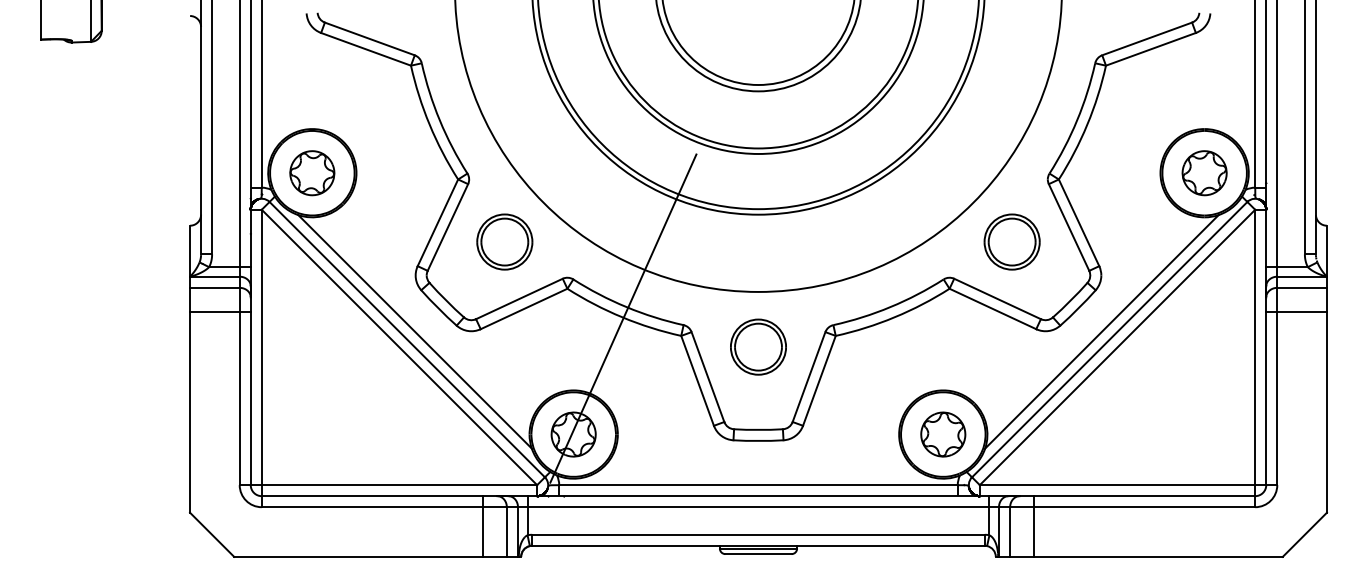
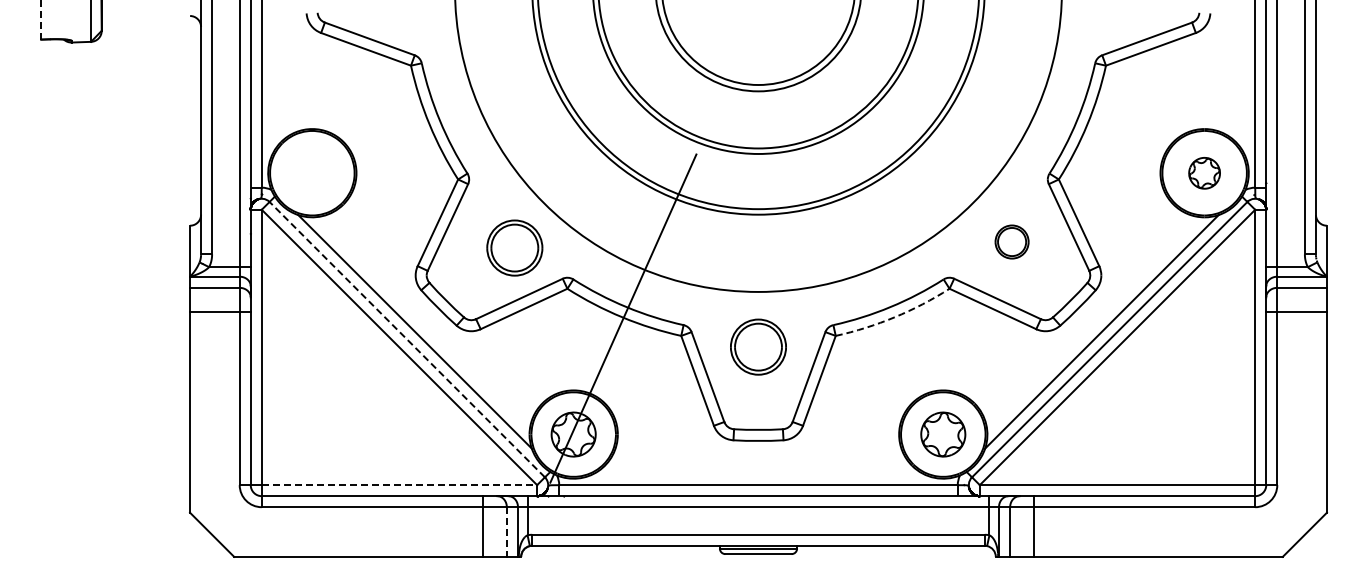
line: solid -> dashed (41, 19)
part: present -> none (312, 173)
part size: 47x47 px -> 33x33 px (1204, 173)
part position: (504, 241) -> (514, 247) (514, 247)
part size: 58x58 px -> 36x36 px (1011, 241)
arc: solid -> dashed (894, 317)
line: solid -> dashed (407, 339)
line: solid -> dashed (399, 485)
line: solid -> dashed (506, 532)
